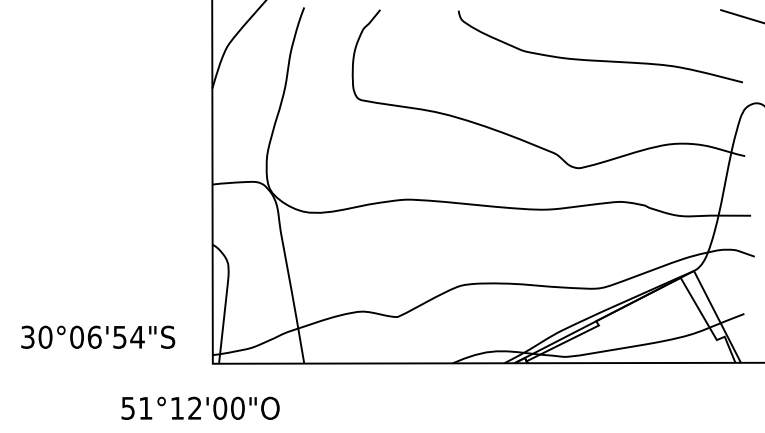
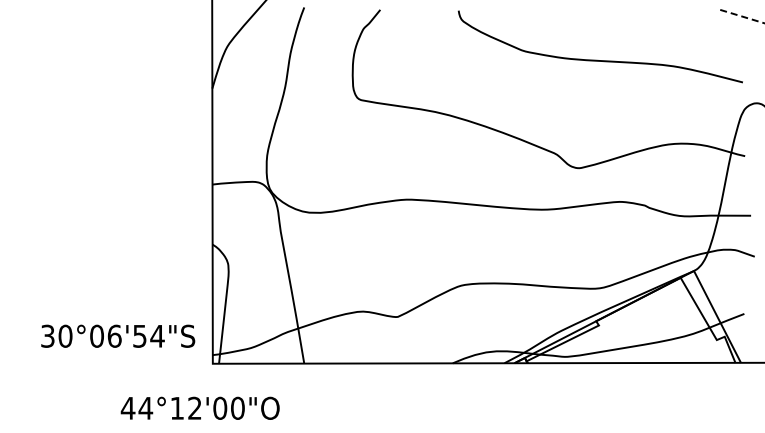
line: solid -> dashed (743, 16)
text position: (98, 336) -> (118, 335) (118, 335)
text: 51°12'00"O -> 44°12'00"O (136, 408)
